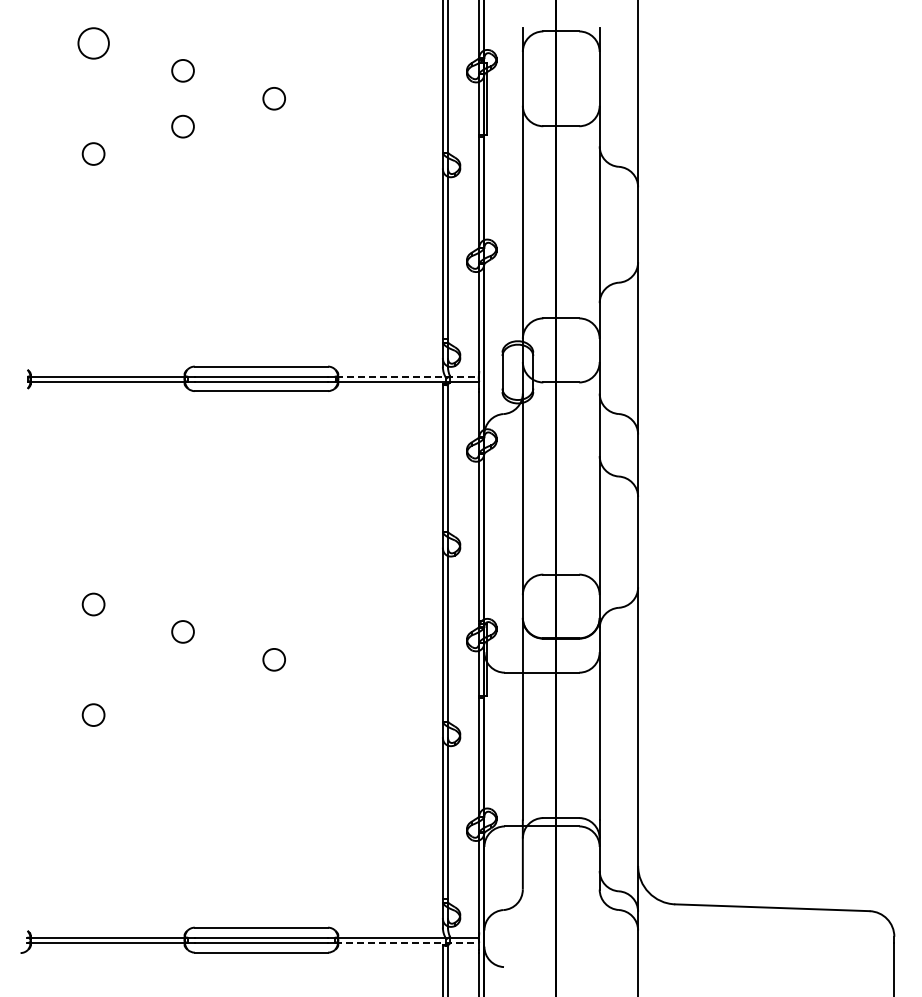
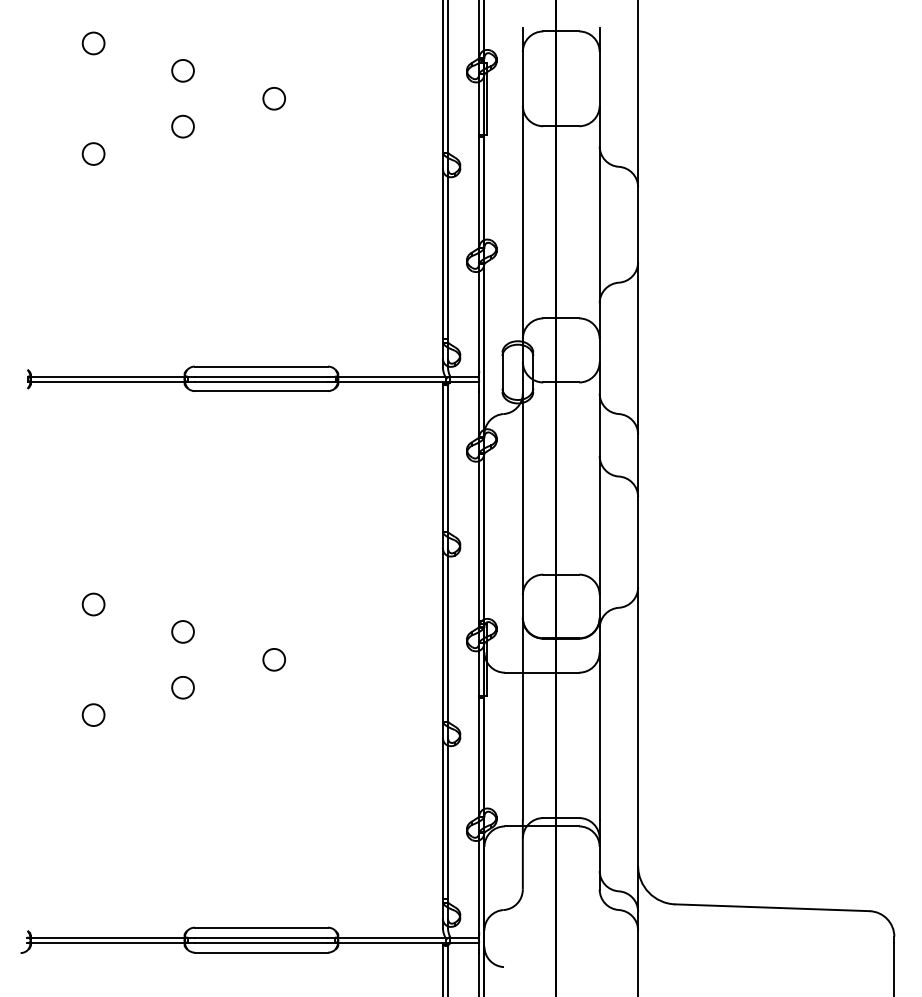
circle size: 33x33 px -> 25x25 px (93, 43)
line: dashed -> solid (407, 376)
circle: none -> present (182, 687)
line: dashed -> solid (407, 942)
